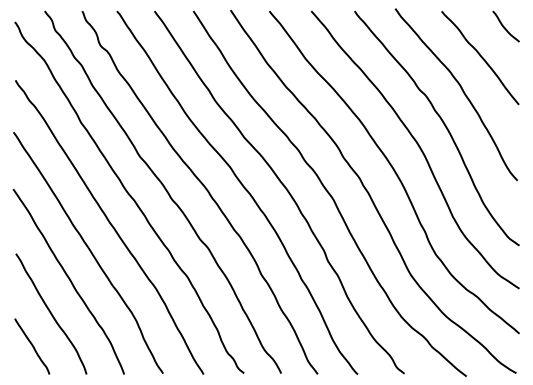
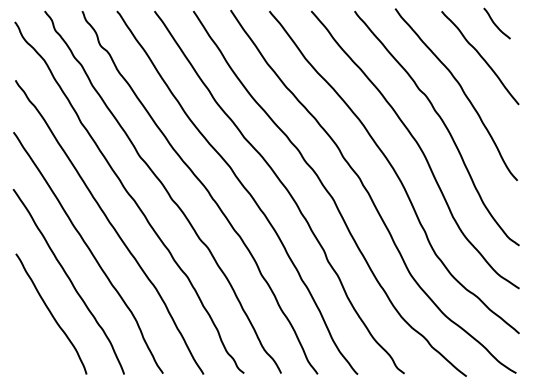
curve position: (504, 26) -> (495, 23) (495, 23)
curve: present -> none (32, 346)
